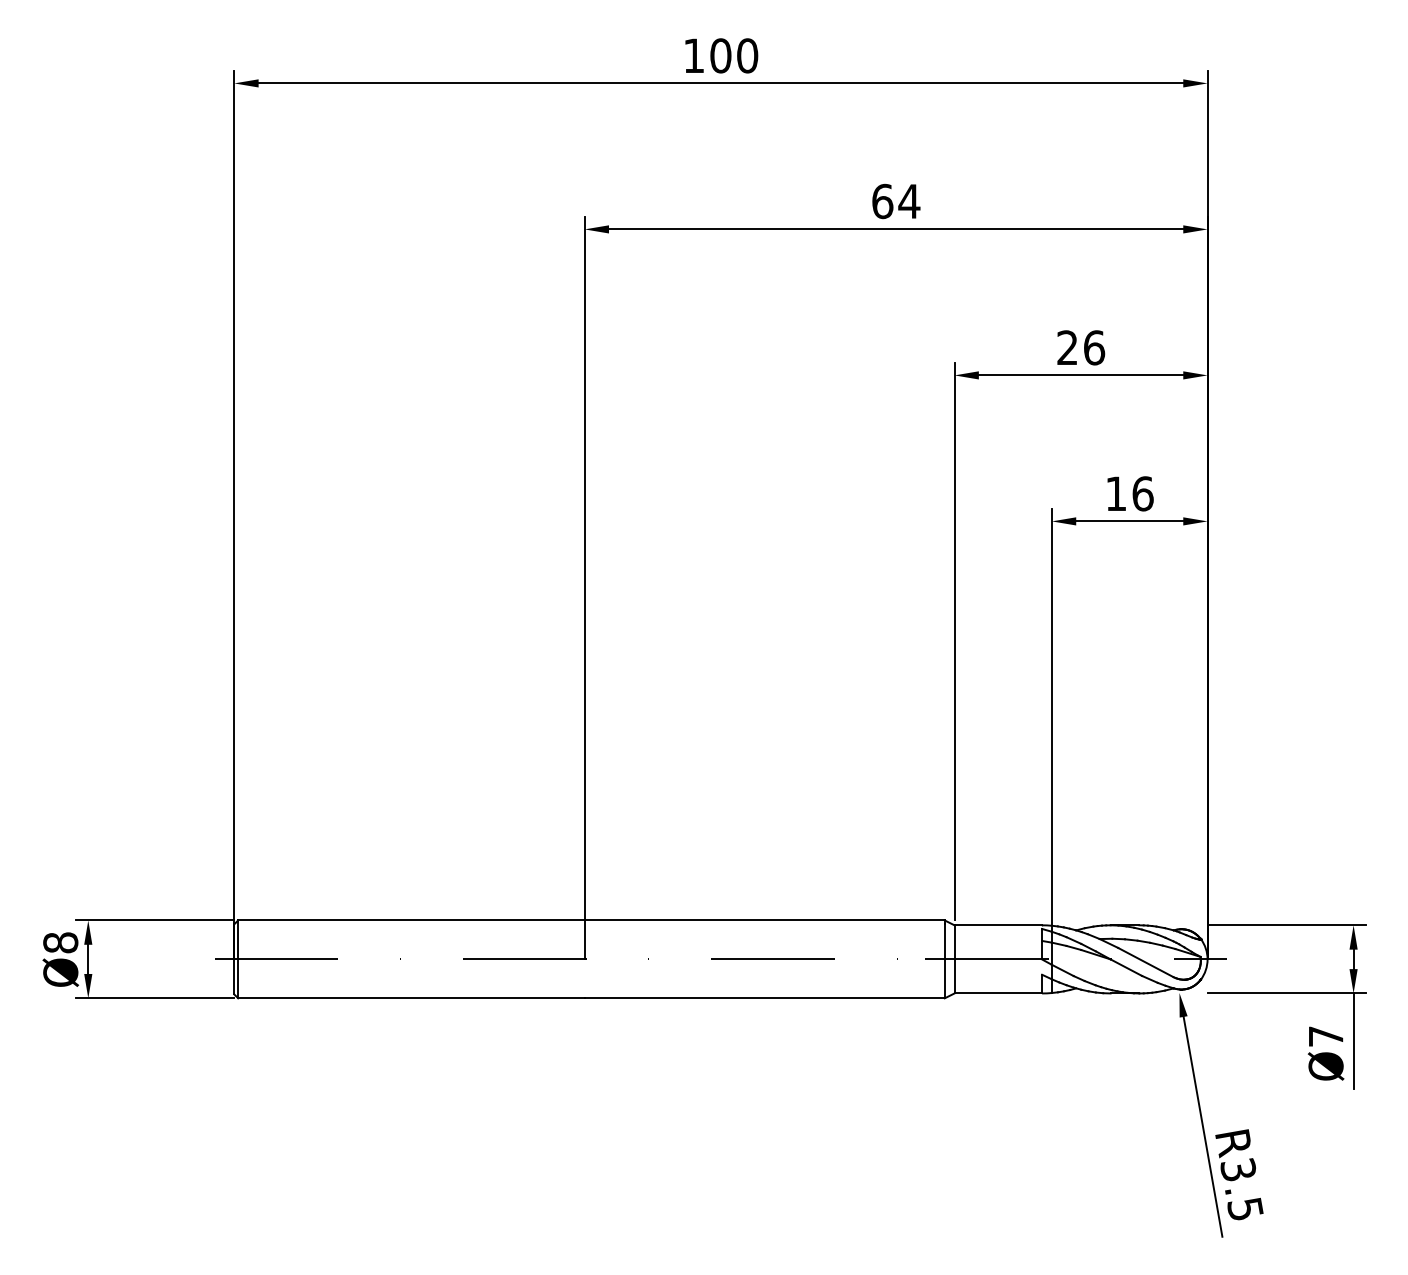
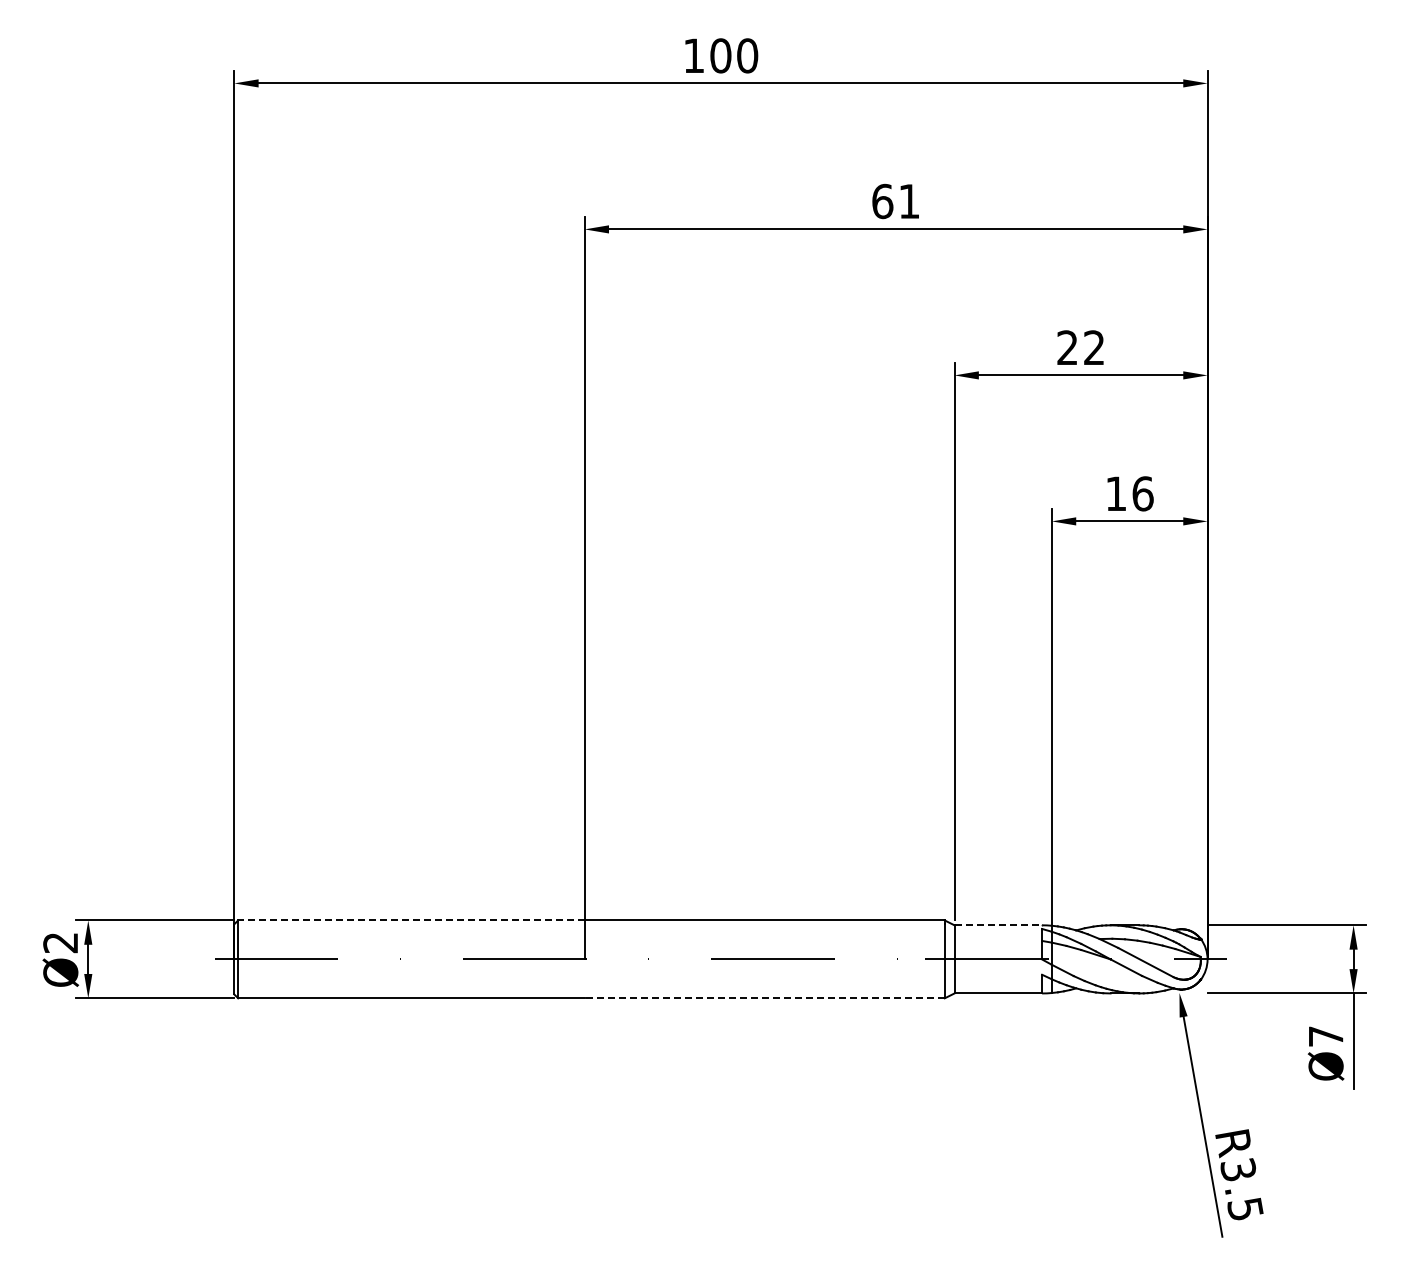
text: 64 -> 61 (909, 201)
text: 26 -> 22 (1094, 347)
line: solid -> dashed (410, 920)
line: solid -> dashed (998, 925)
text: Ø8 -> Ø2 (60, 942)
line: solid -> dashed (764, 998)
